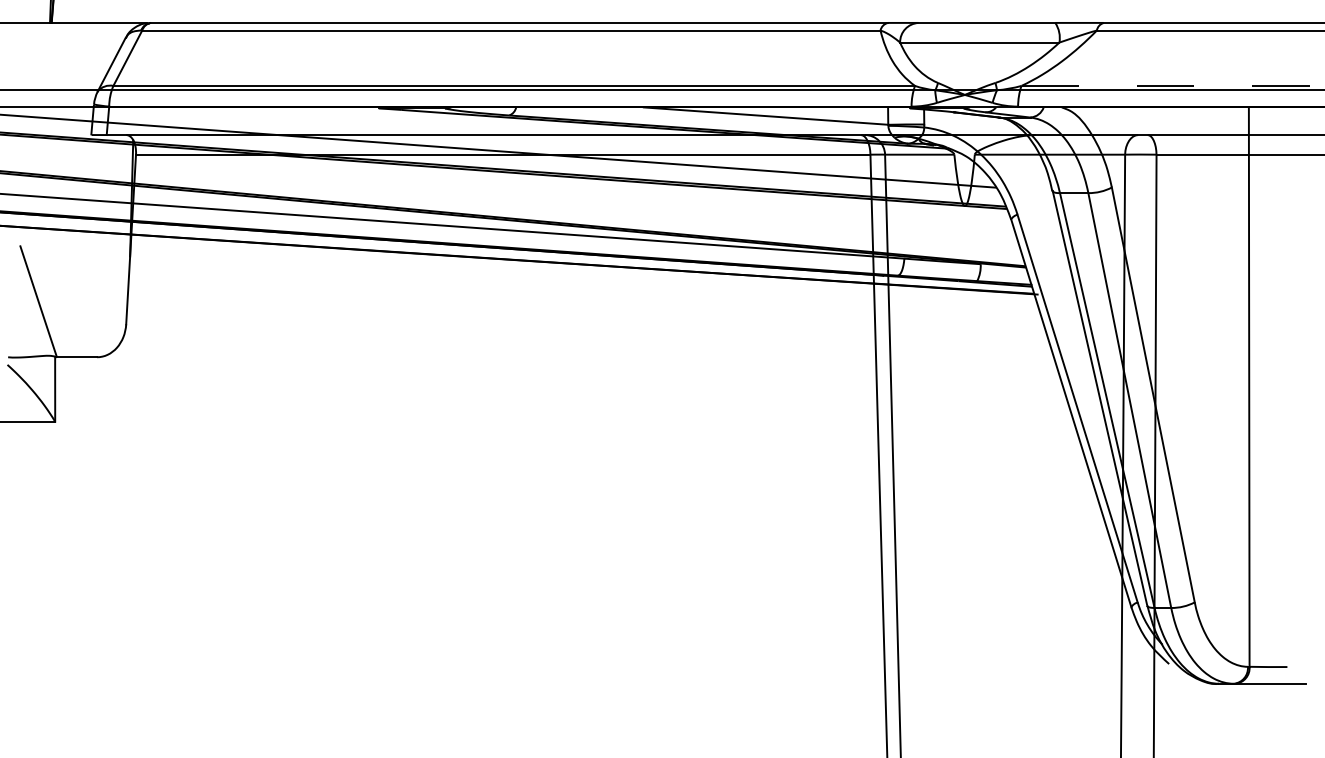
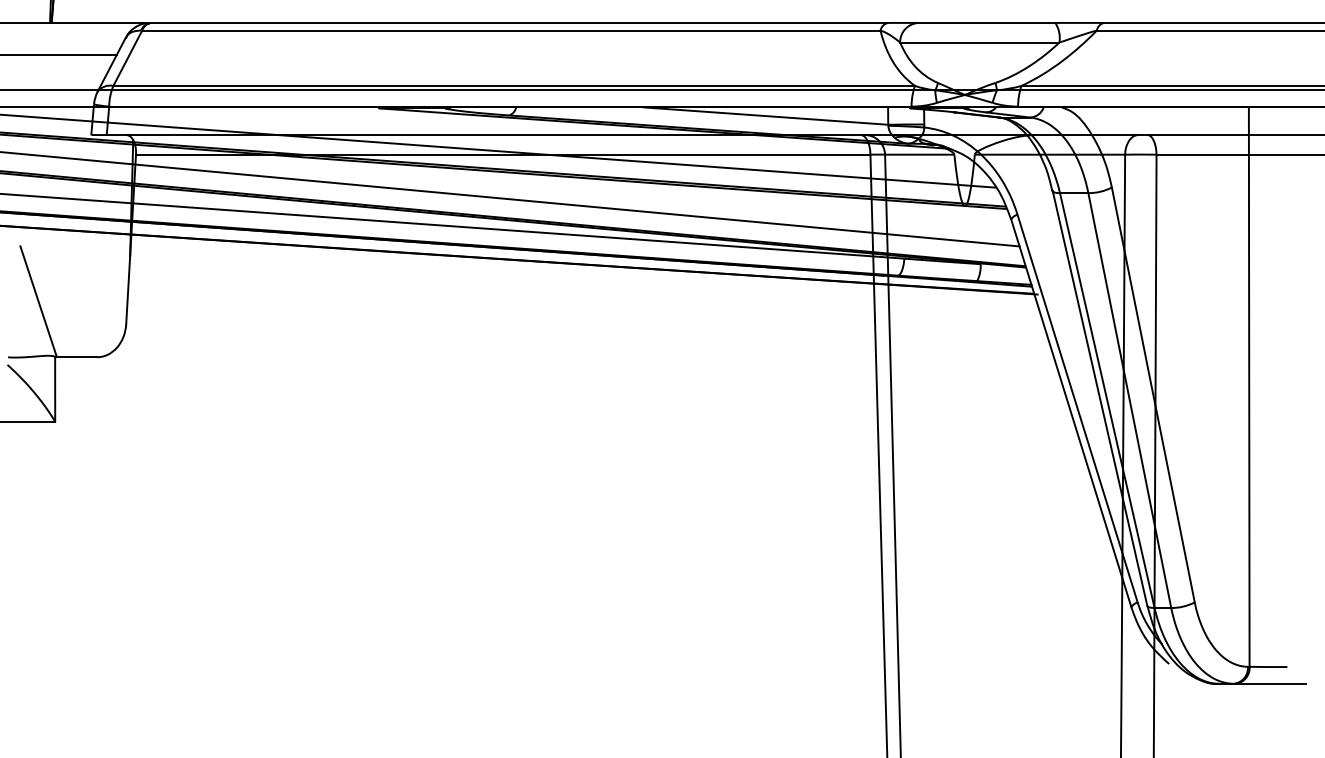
line: none -> present (59, 54)
line: dashed -> solid (1173, 85)
line: none -> present (510, 199)
